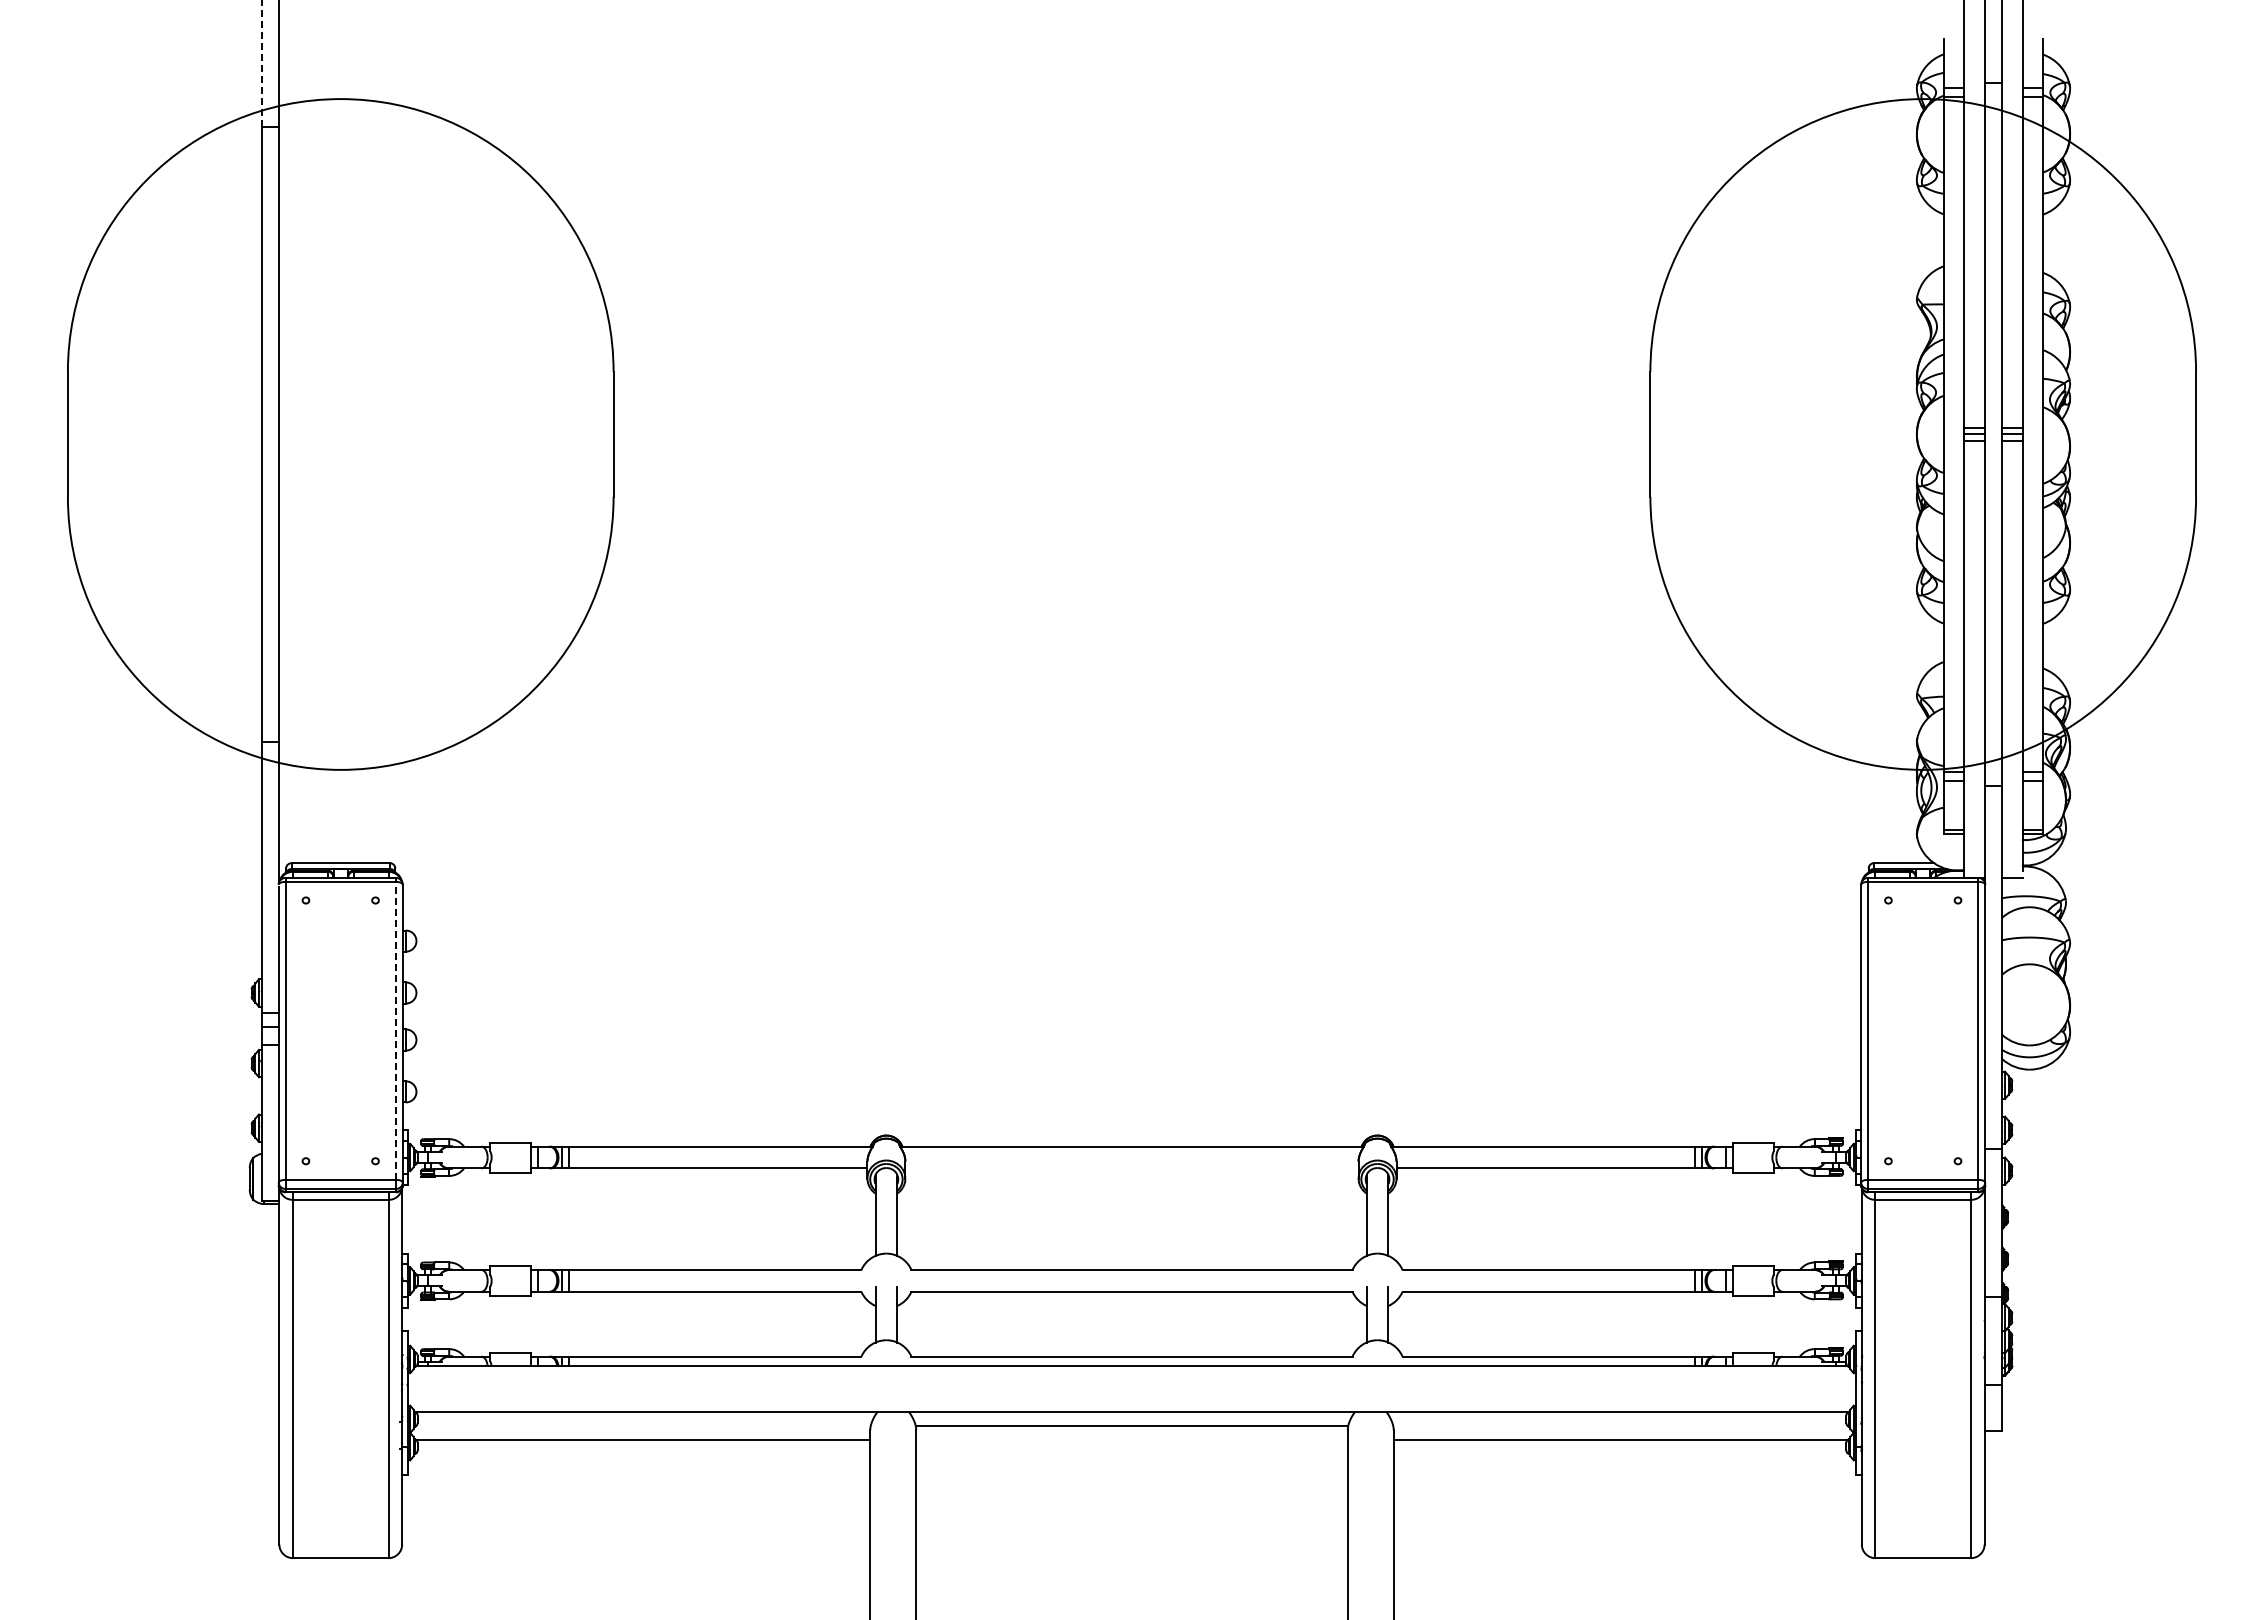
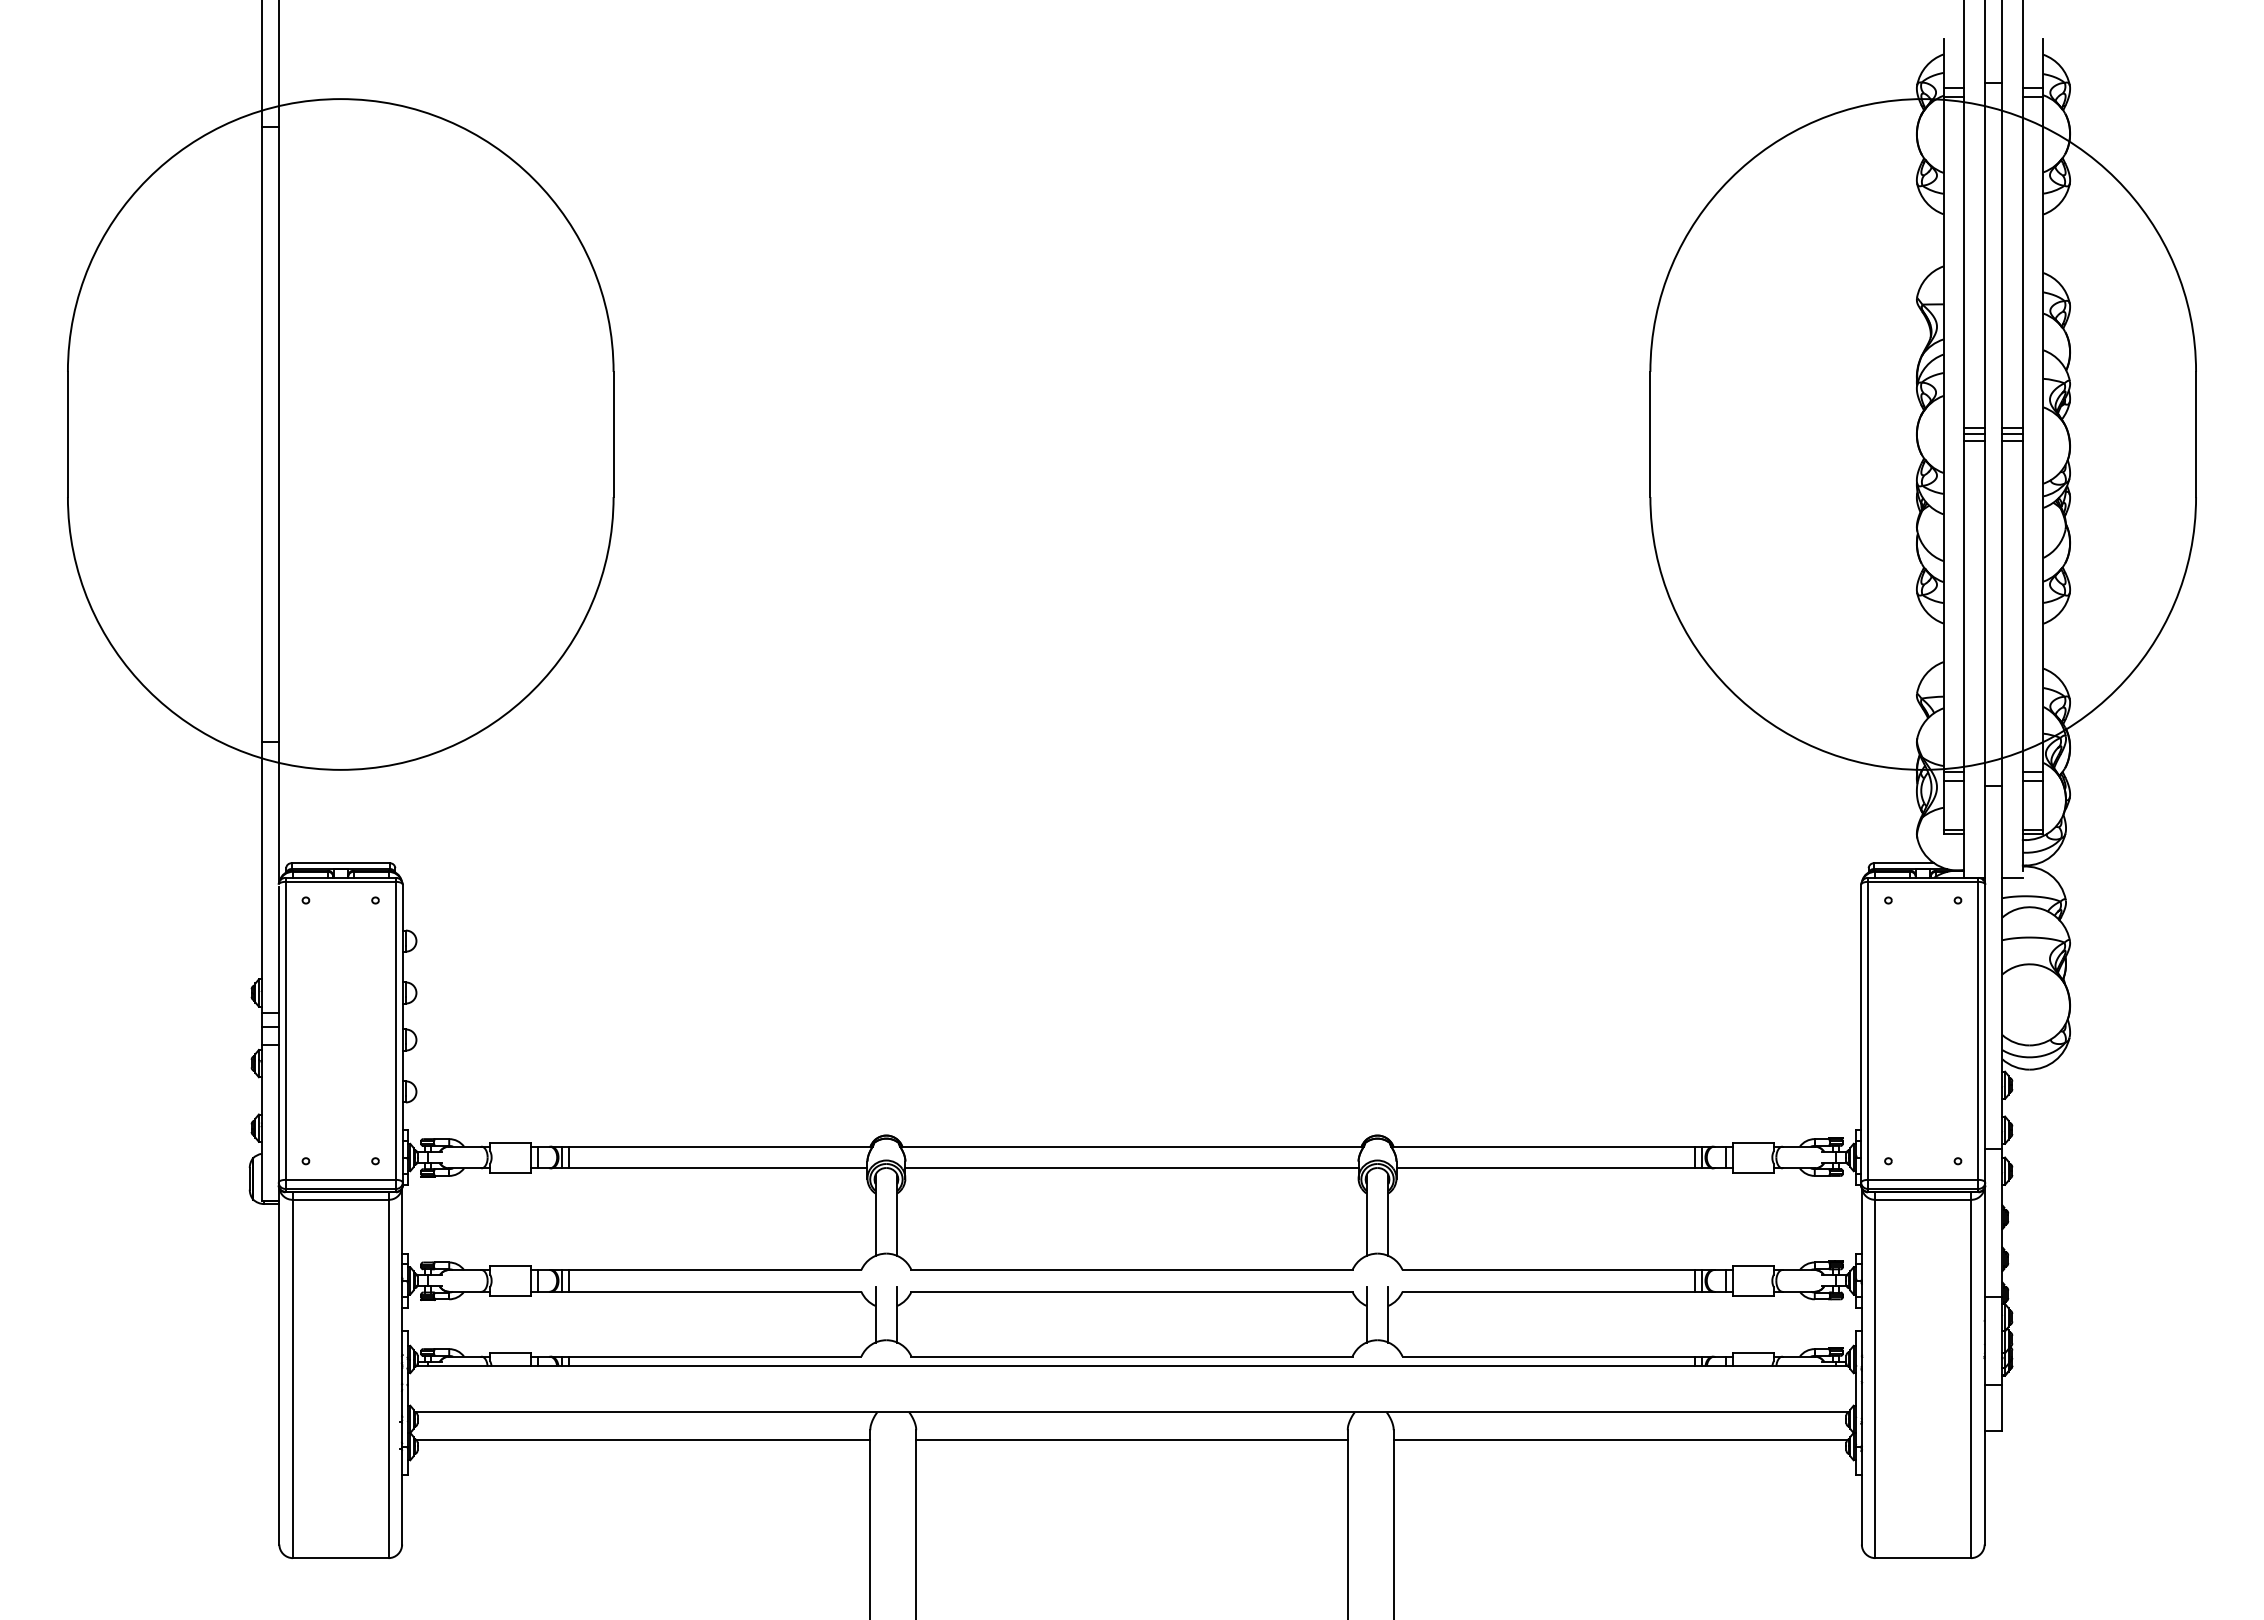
line: dashed -> solid (261, 63)
line: dashed -> solid (396, 1030)
line: none -> present (1131, 1168)
line position: (1131, 1425) -> (1131, 1439) (1131, 1439)
